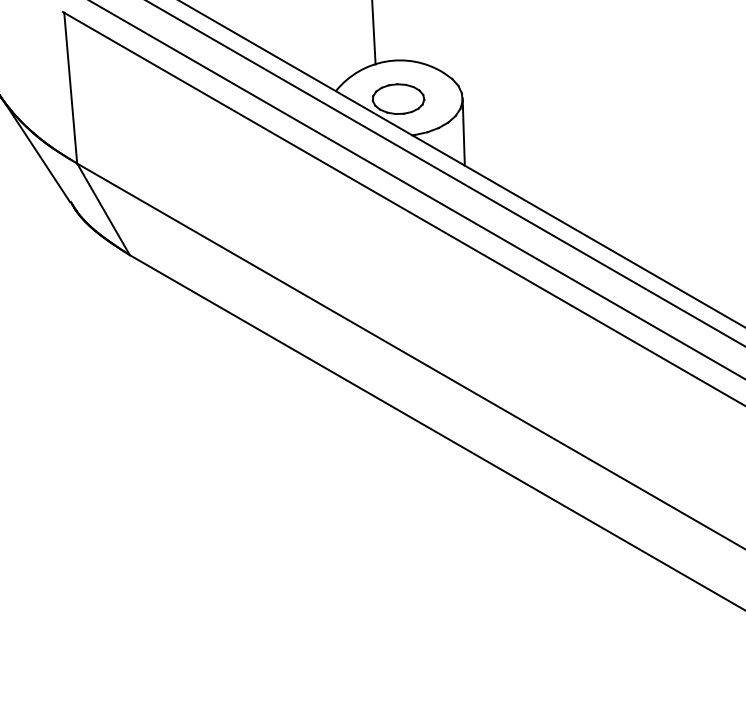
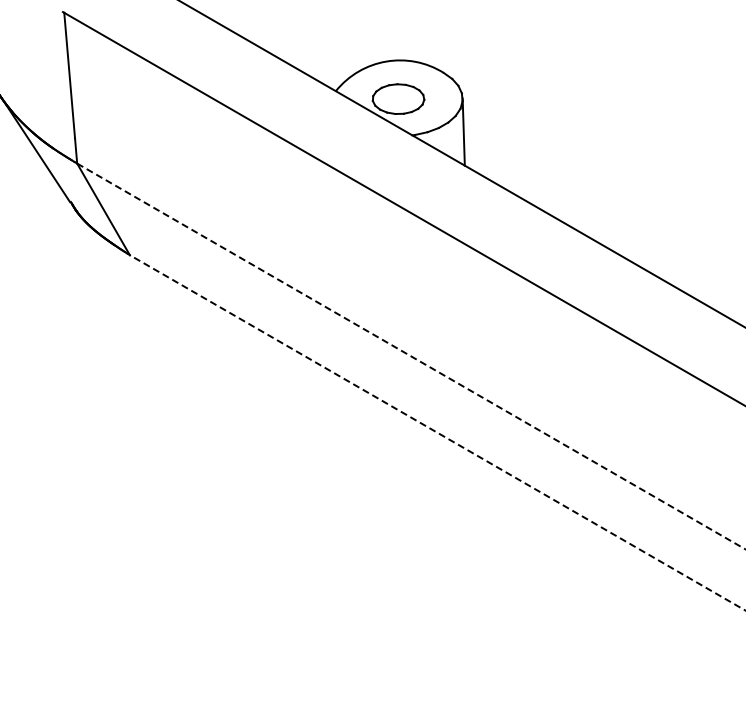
line: present -> none (373, 33)
line: present -> none (445, 173)
line: present -> none (416, 189)
line: solid -> dashed (411, 356)
line: solid -> dashed (437, 432)
